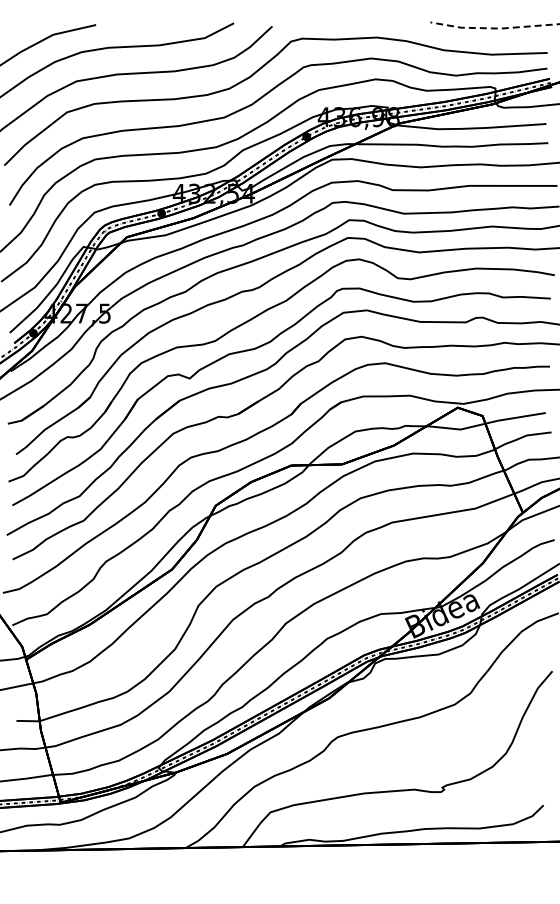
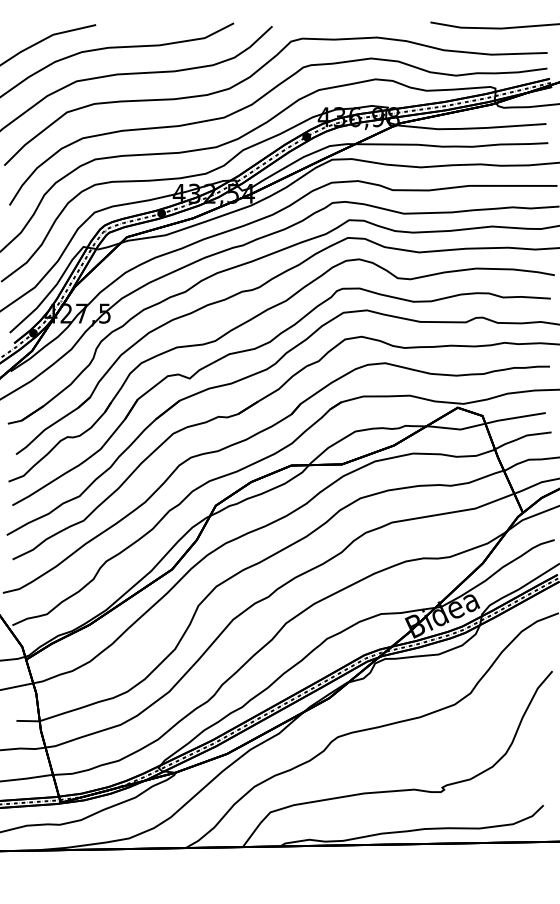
line: dashed -> solid (494, 28)
